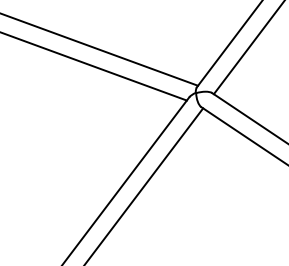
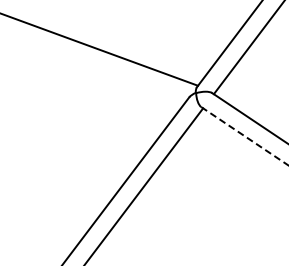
line: present -> none (94, 66)
line: solid -> dashed (245, 136)
